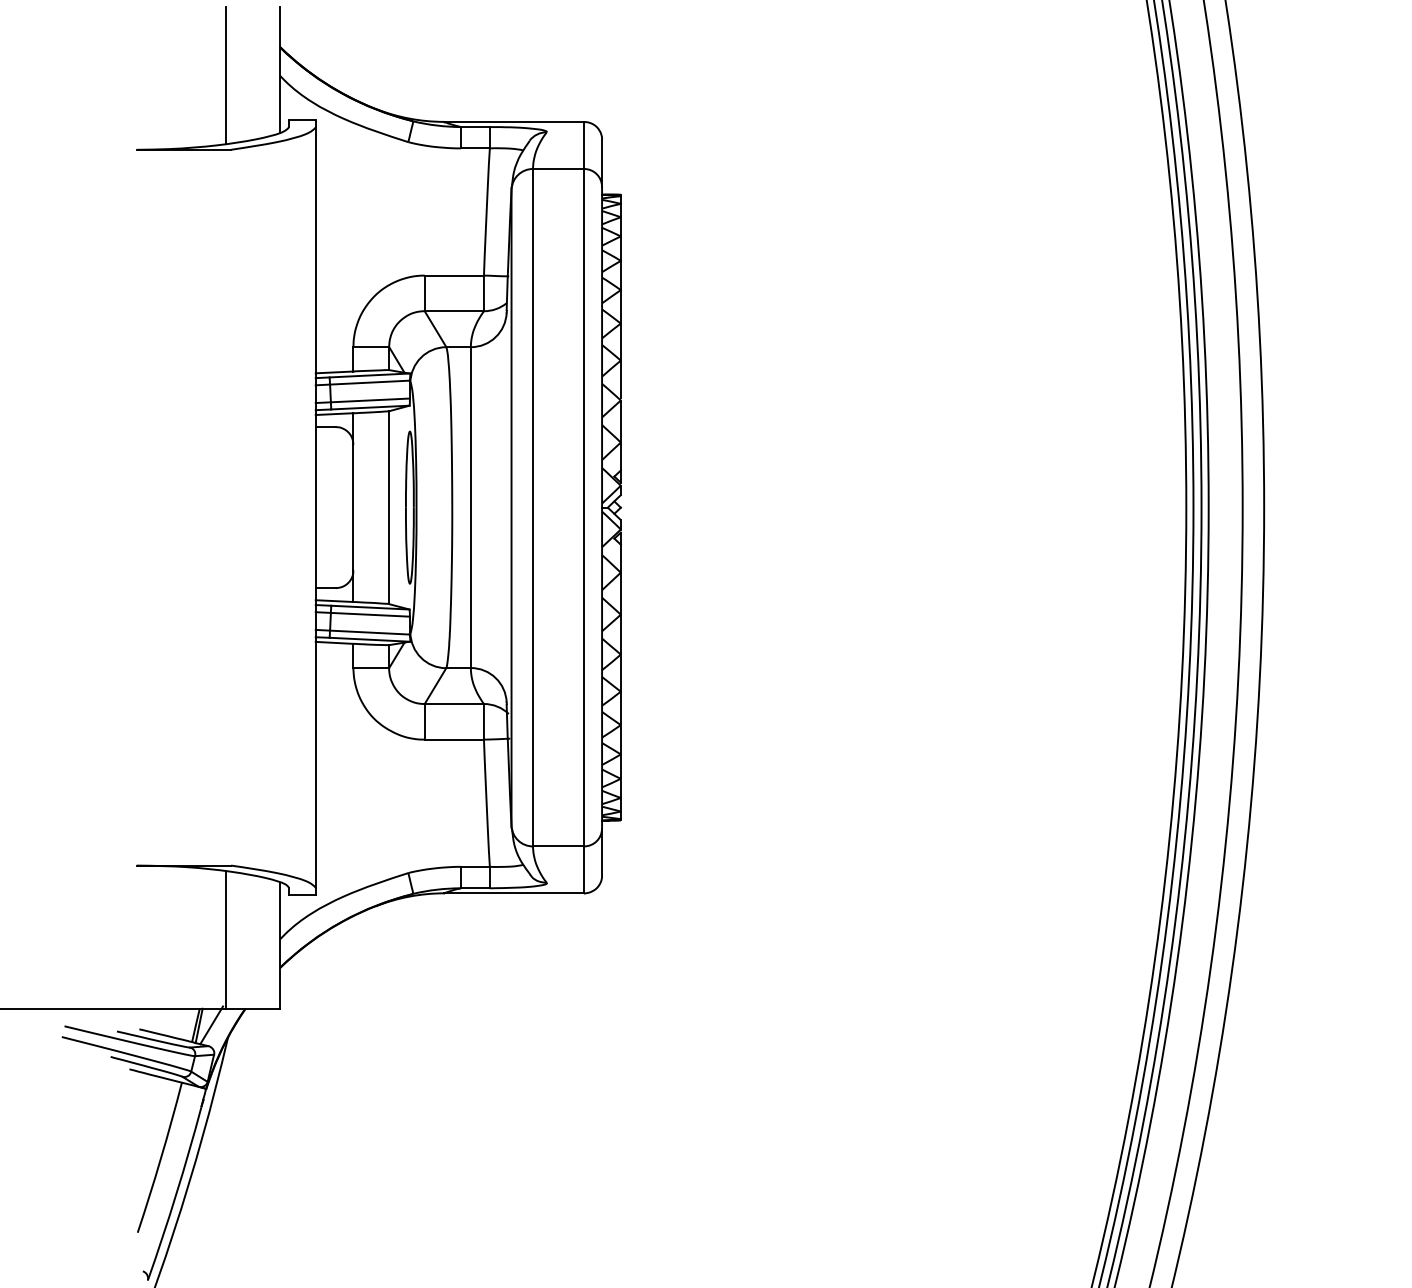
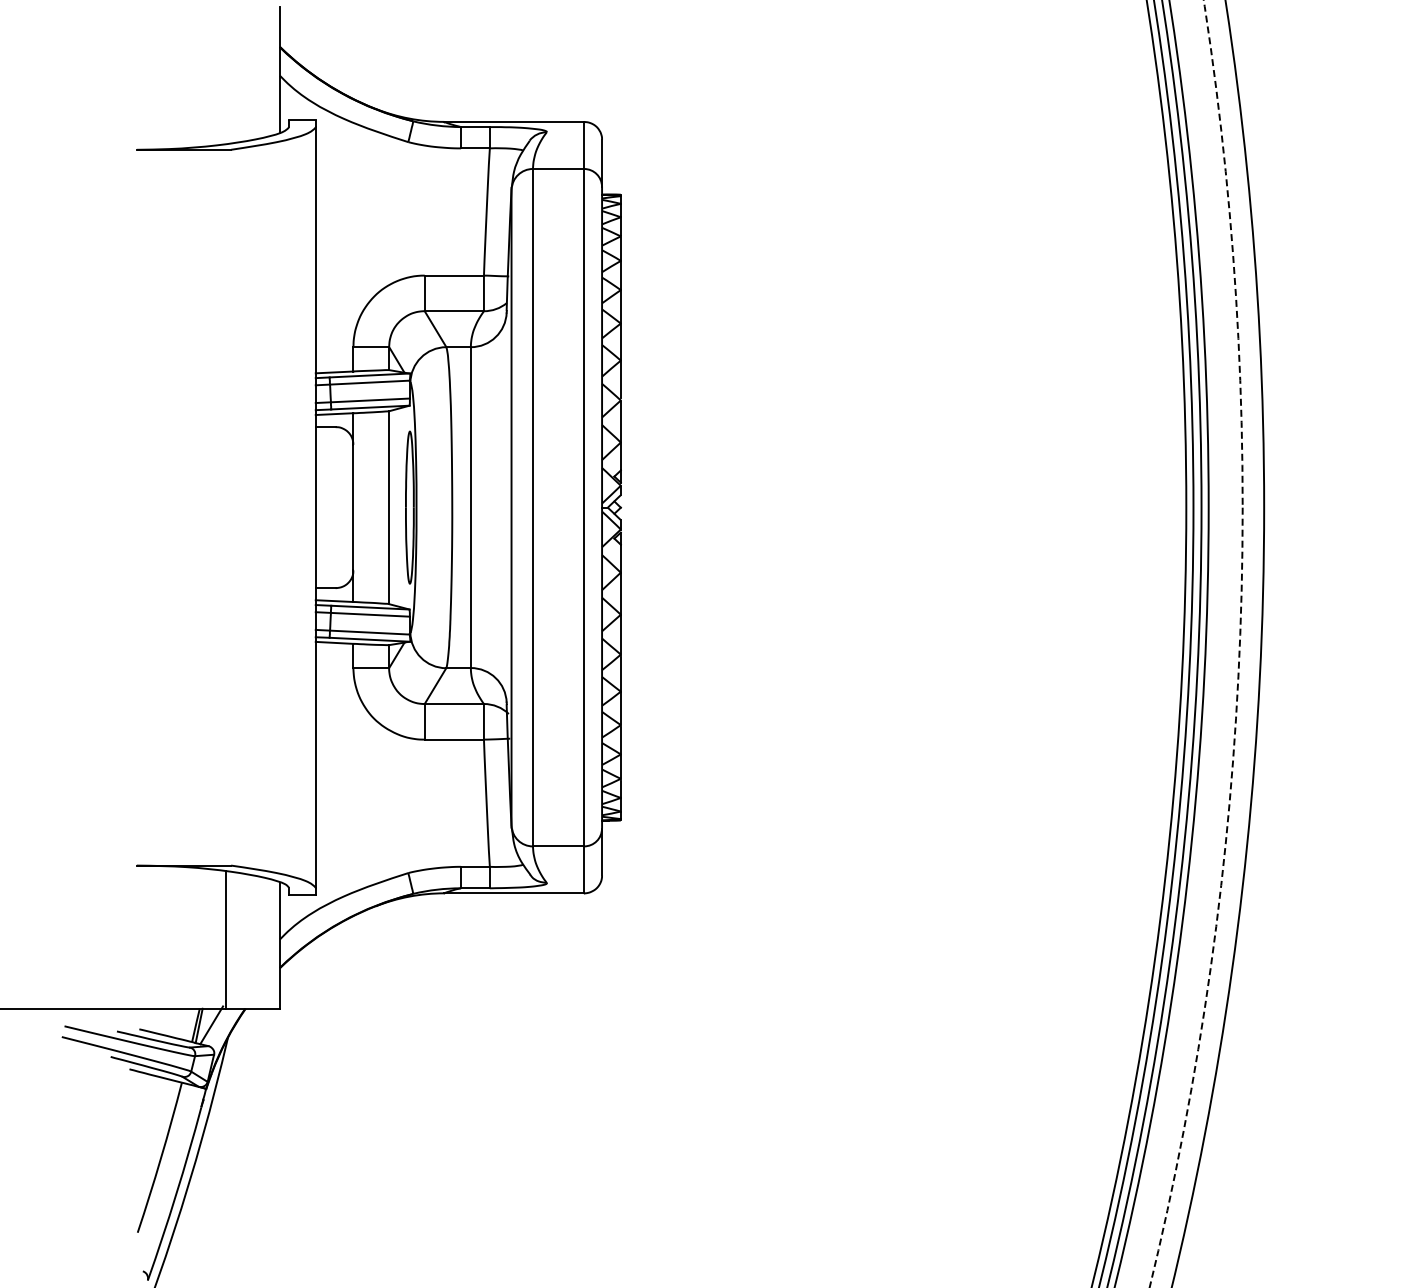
line: present -> none (226, 74)
circle: solid -> dashed (1195, 643)
